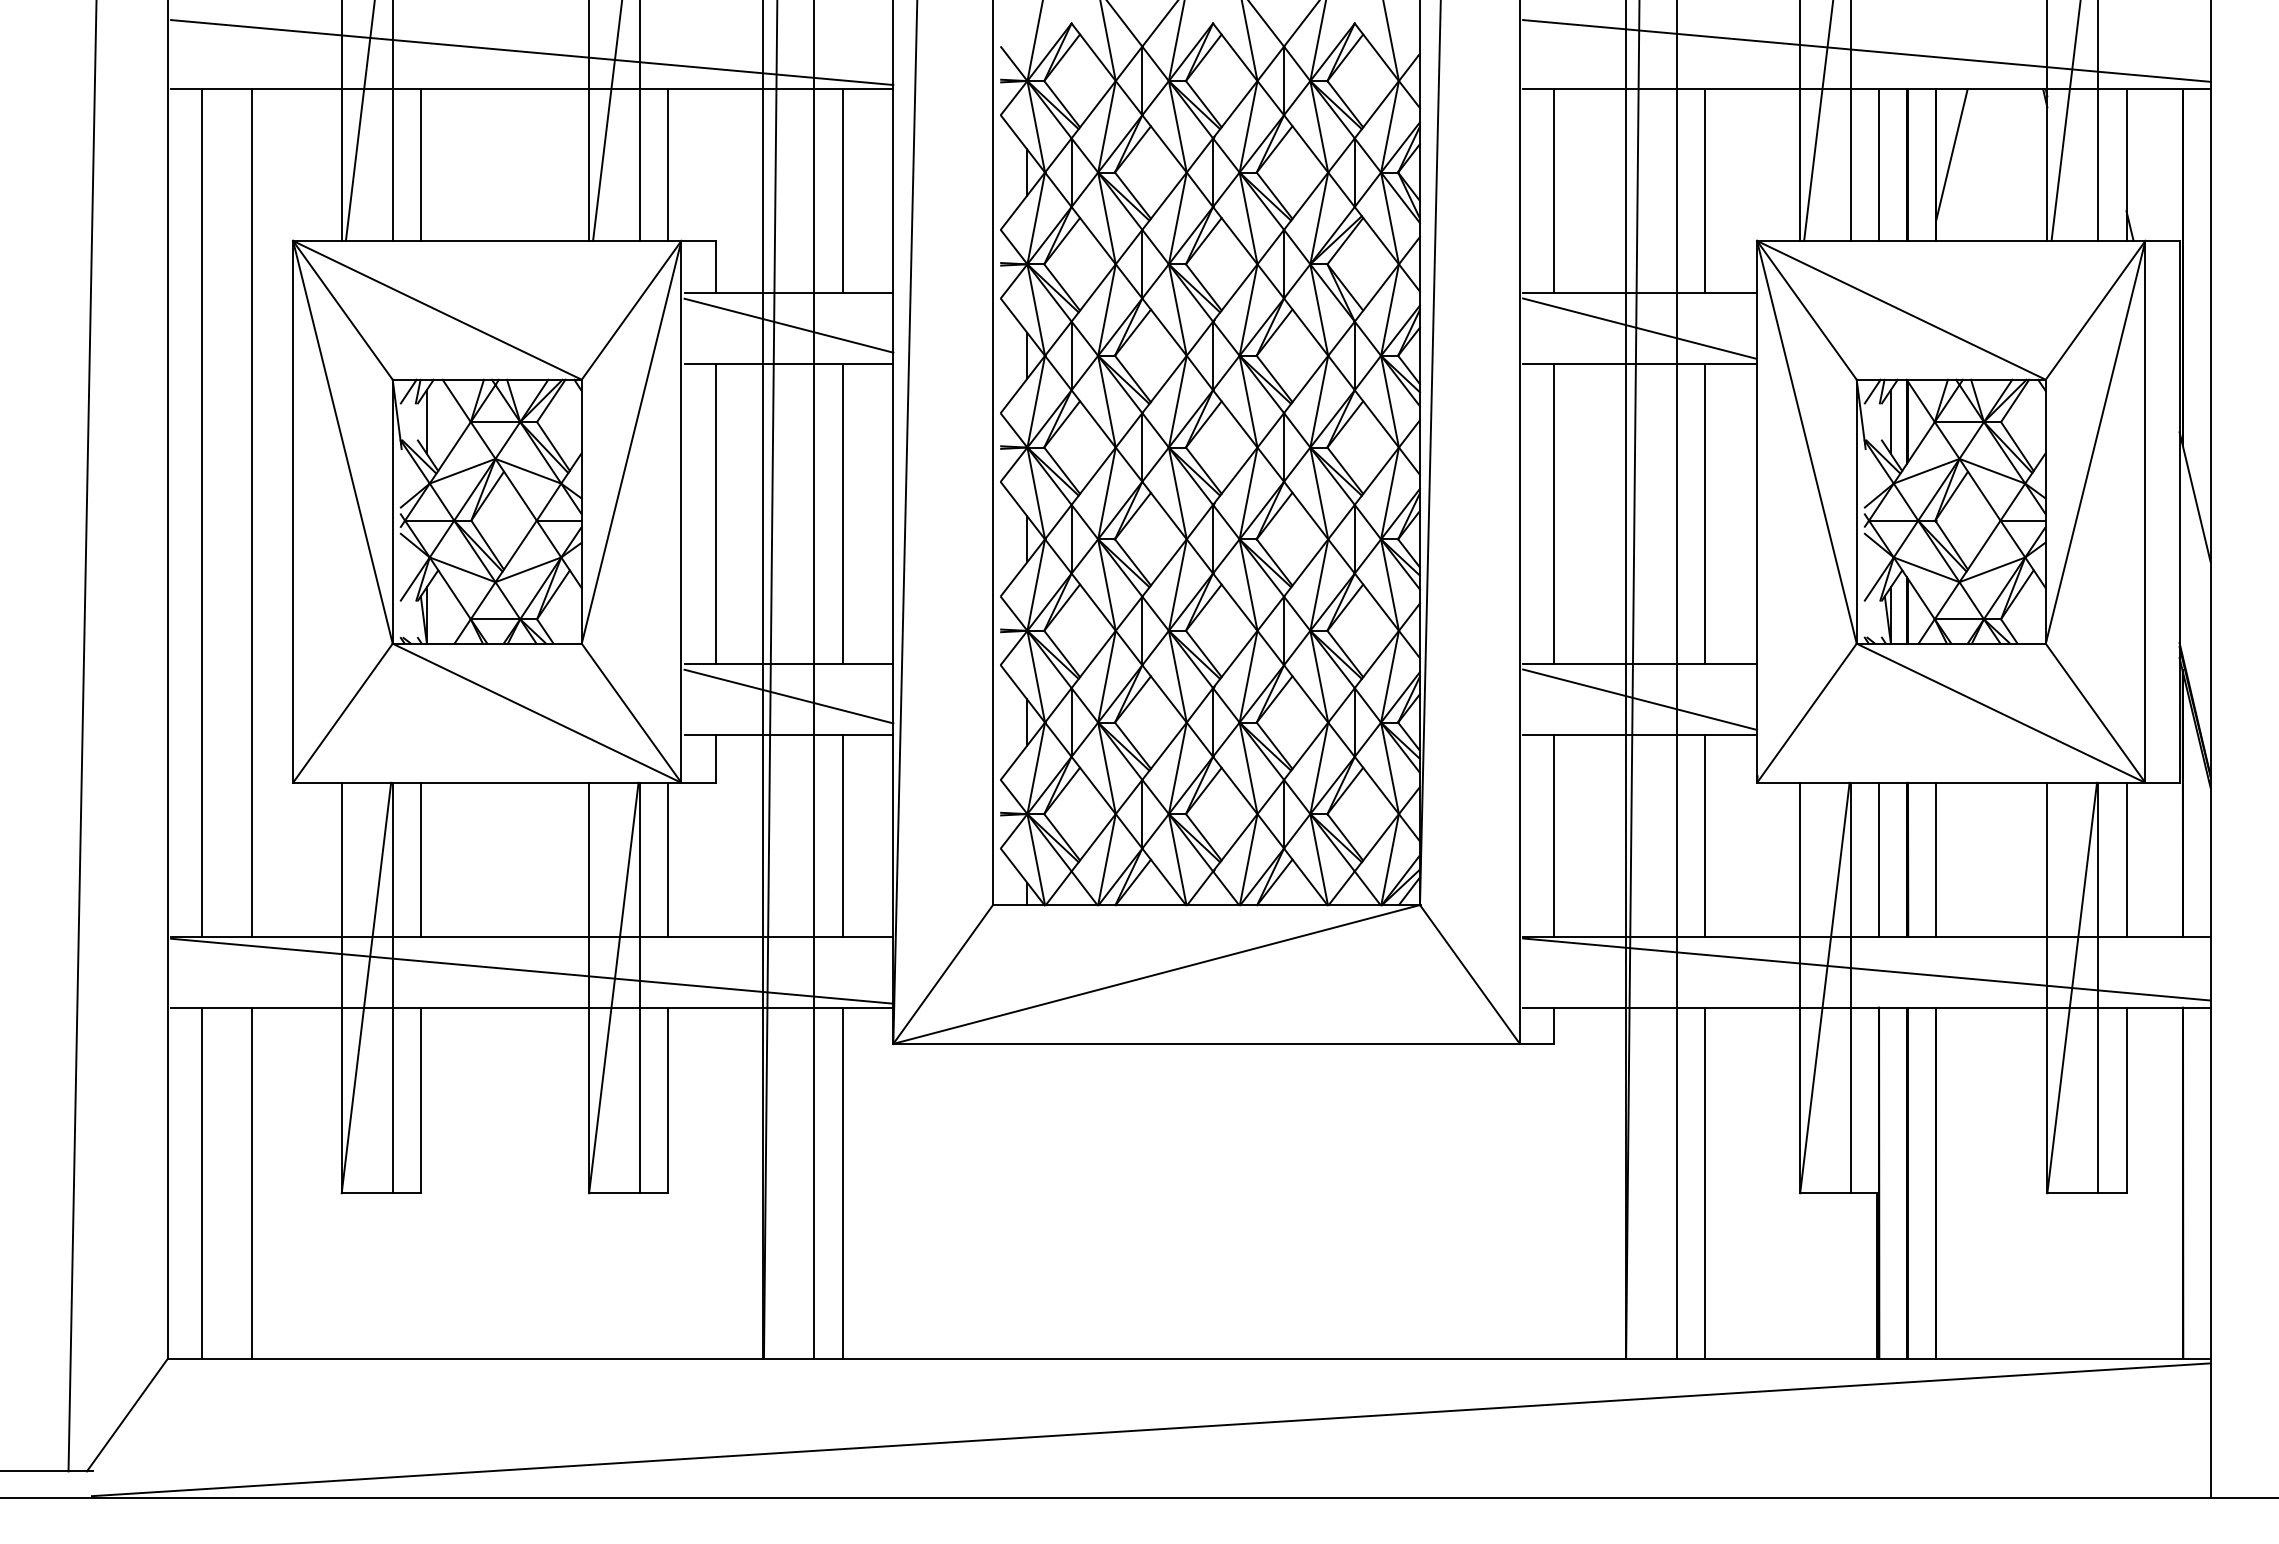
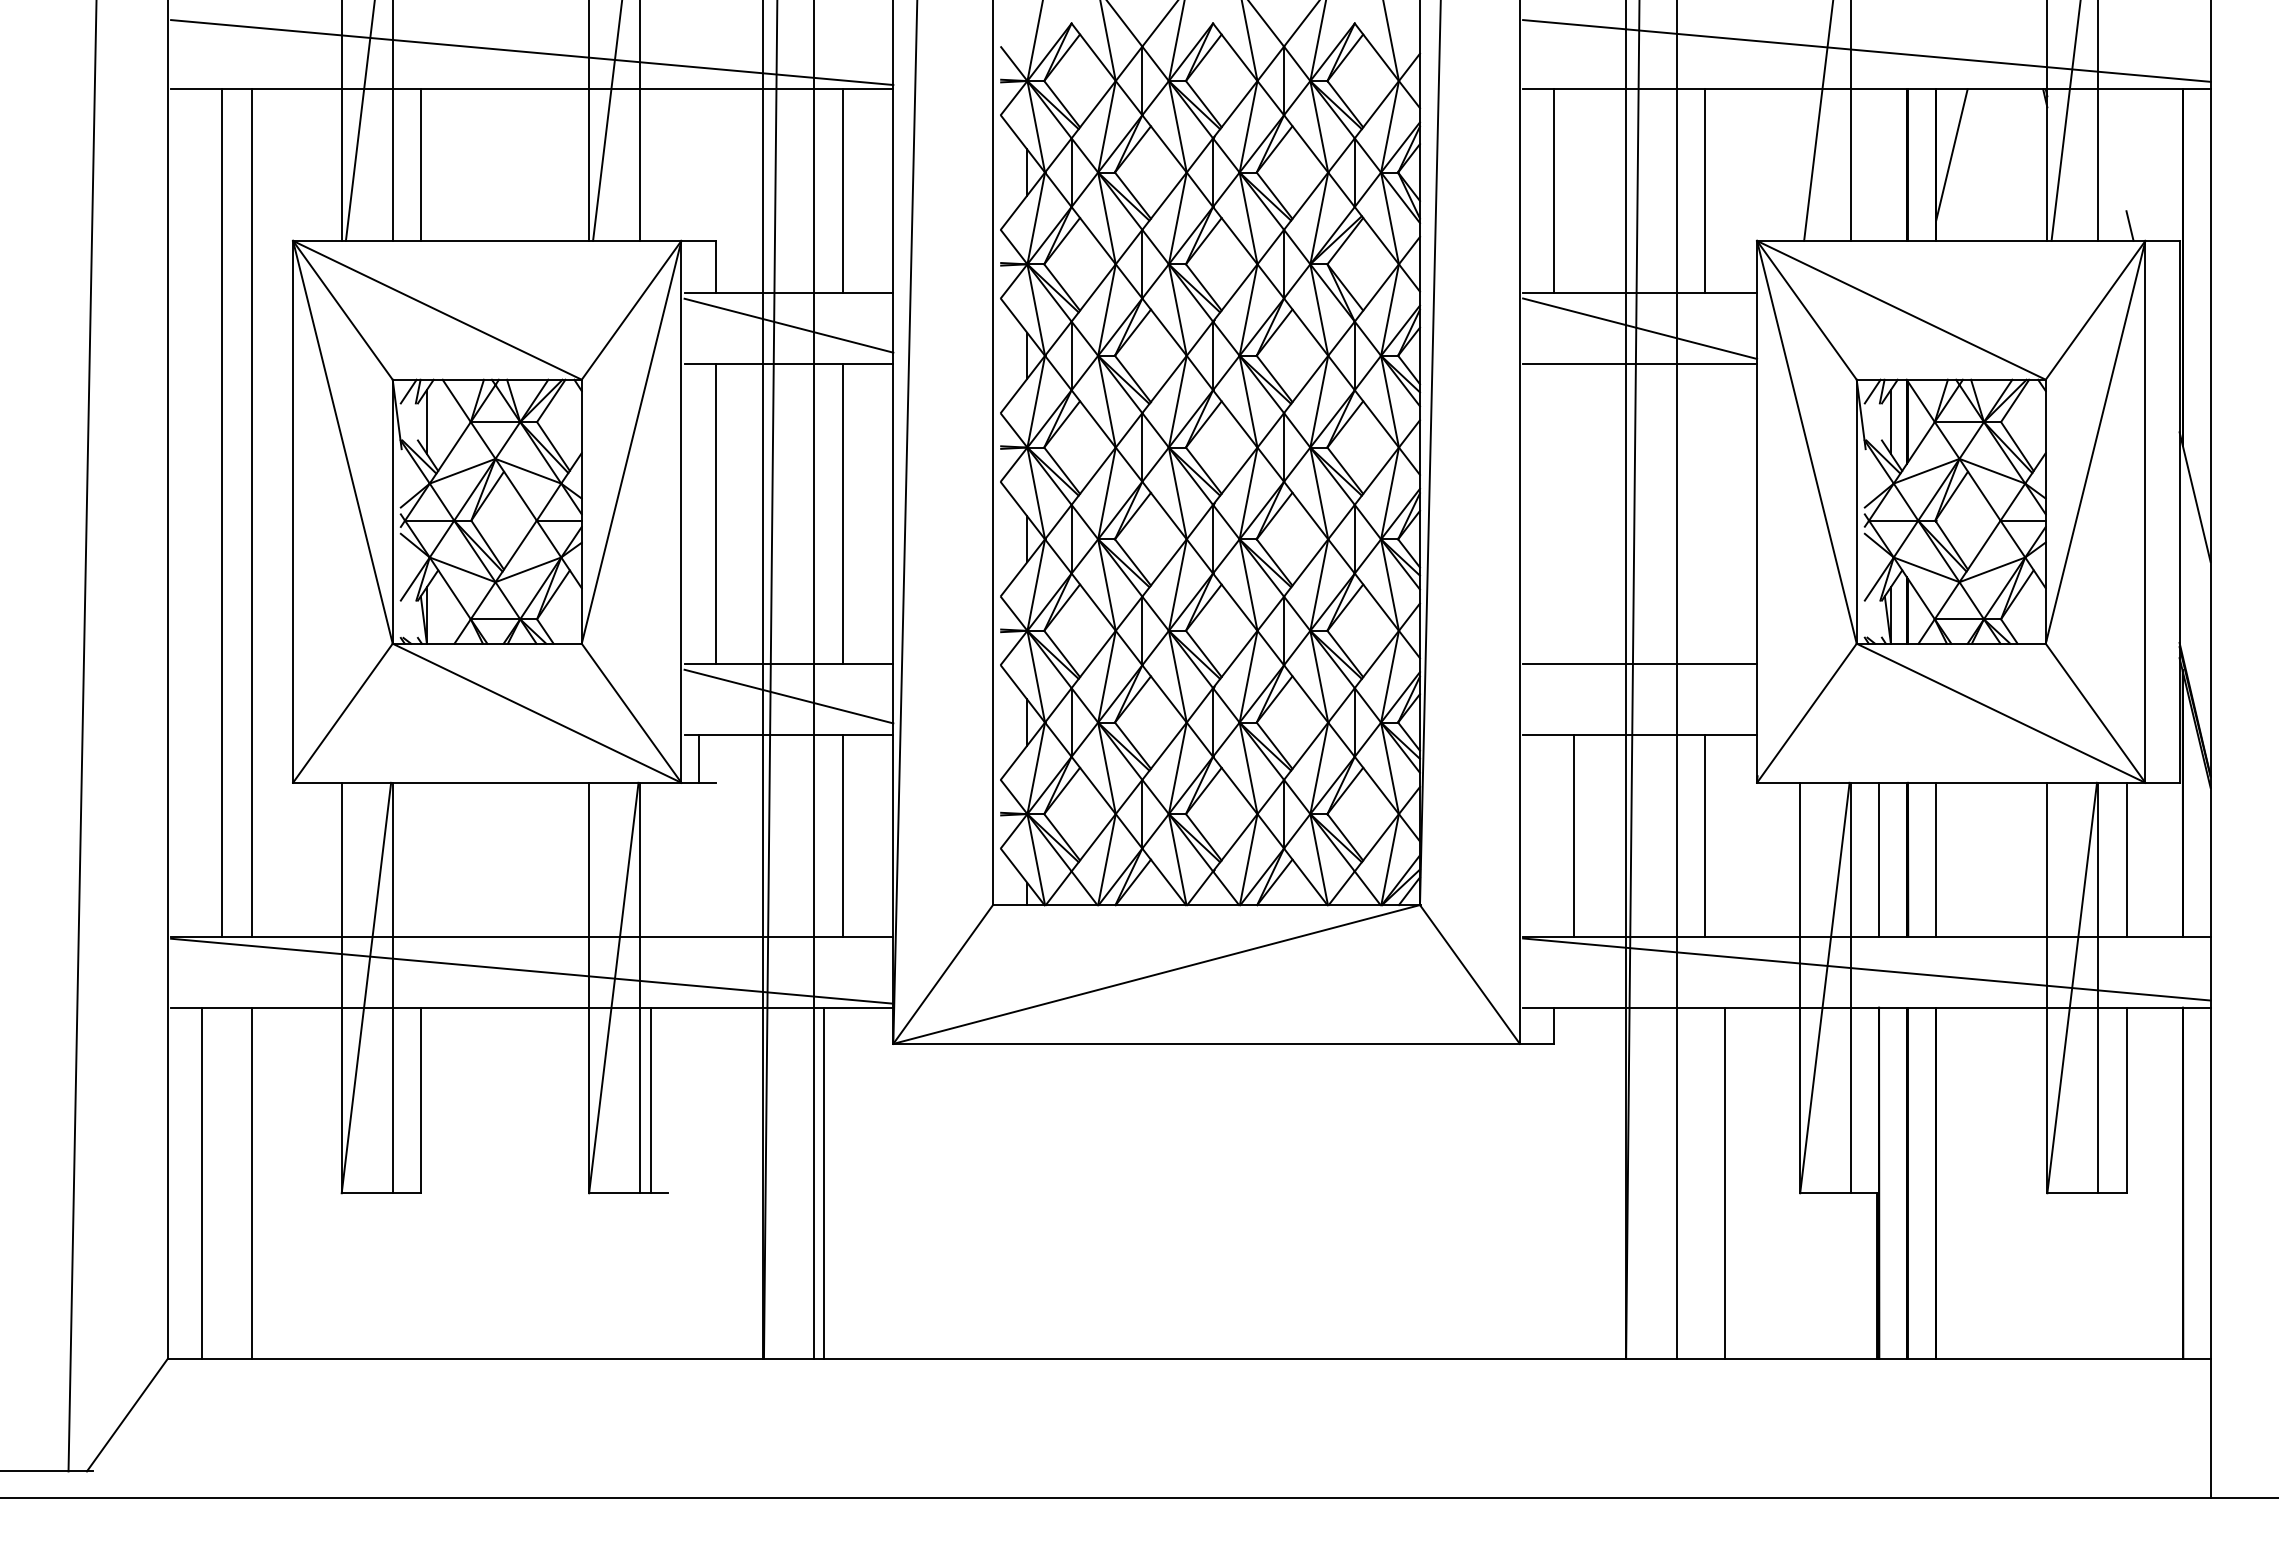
line: present -> none (1800, 121)
line: present -> none (668, 164)
line: present -> none (1879, 164)
line: present -> none (2126, 164)
line position: (201, 512) -> (221, 512) (221, 512)
line: present -> none (1553, 513)
line: present -> none (1704, 513)
line: present -> none (1640, 699)
line position: (715, 758) -> (698, 758) (698, 758)
line position: (1553, 835) -> (1573, 835) (1573, 835)
line: present -> none (420, 859)
line: present -> none (668, 859)
line position: (668, 1100) -> (651, 1100) (651, 1100)
line position: (842, 1182) -> (823, 1182) (823, 1182)
line position: (1704, 1182) -> (1724, 1182) (1724, 1182)
line: present -> none (1150, 1429)
